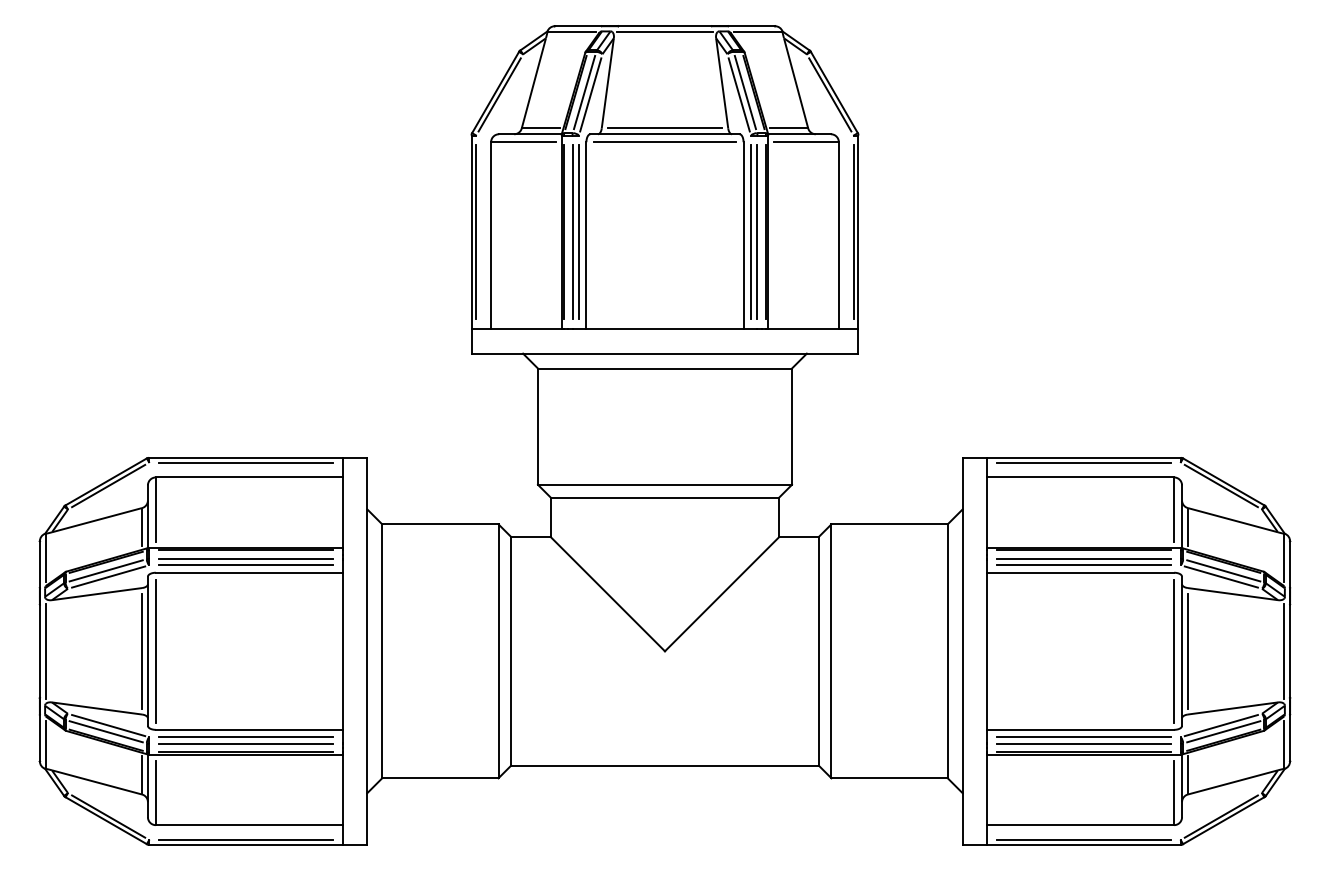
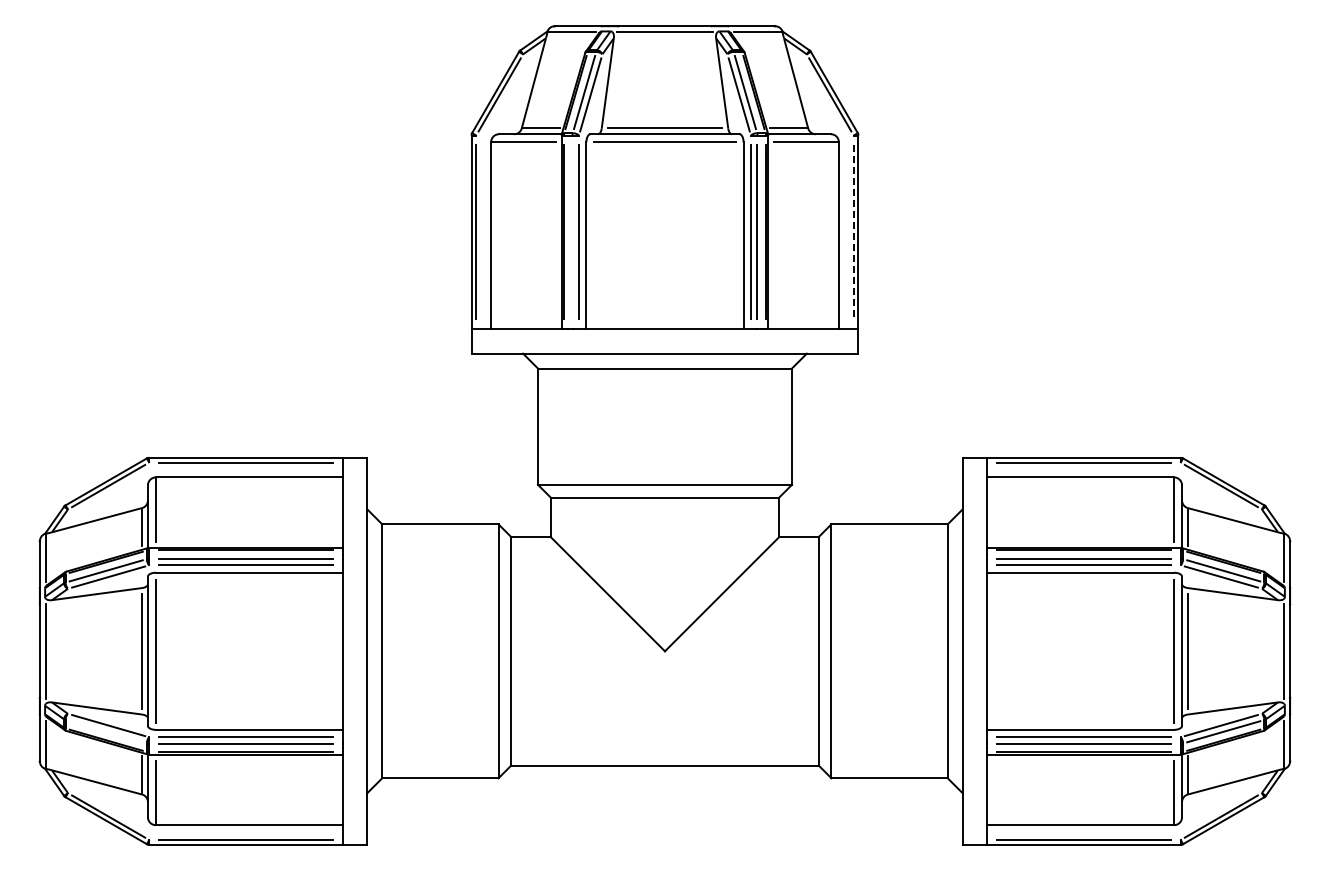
line: present -> none (572, 232)
line: solid -> dashed (853, 232)
line: present -> none (105, 731)
